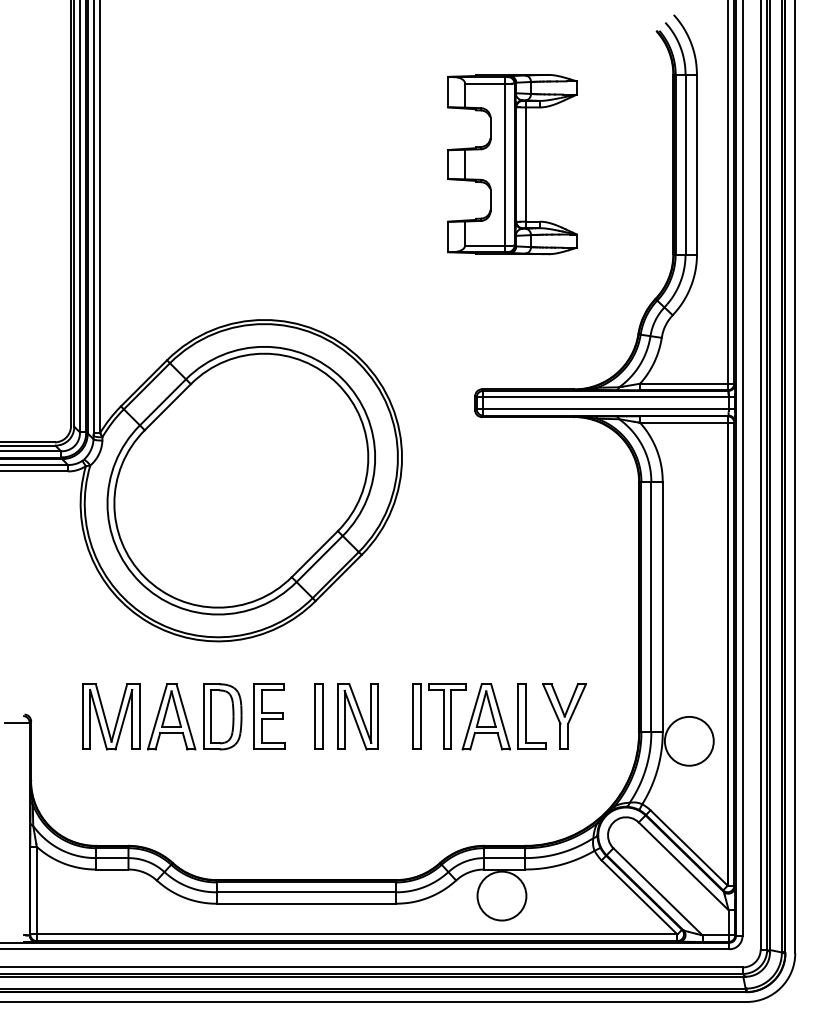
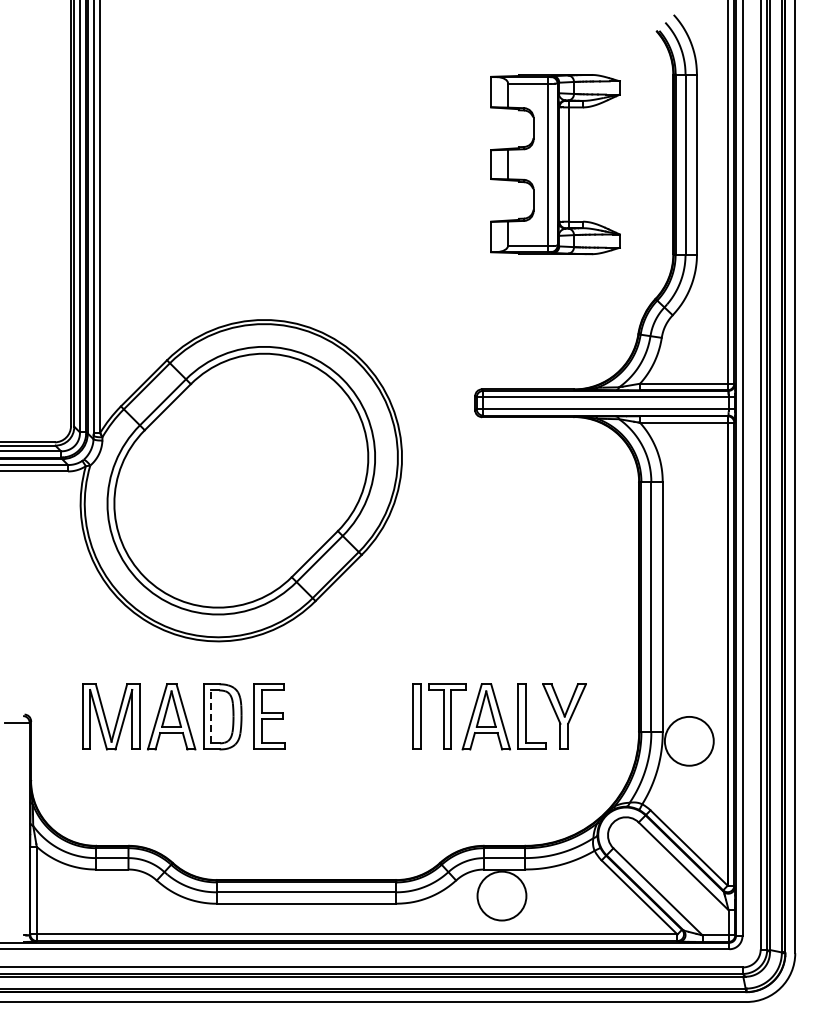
part position: (512, 164) -> (555, 164) (555, 164)
line: solid -> dashed (211, 716)
part: present -> none (318, 716)
part: present -> none (357, 716)
